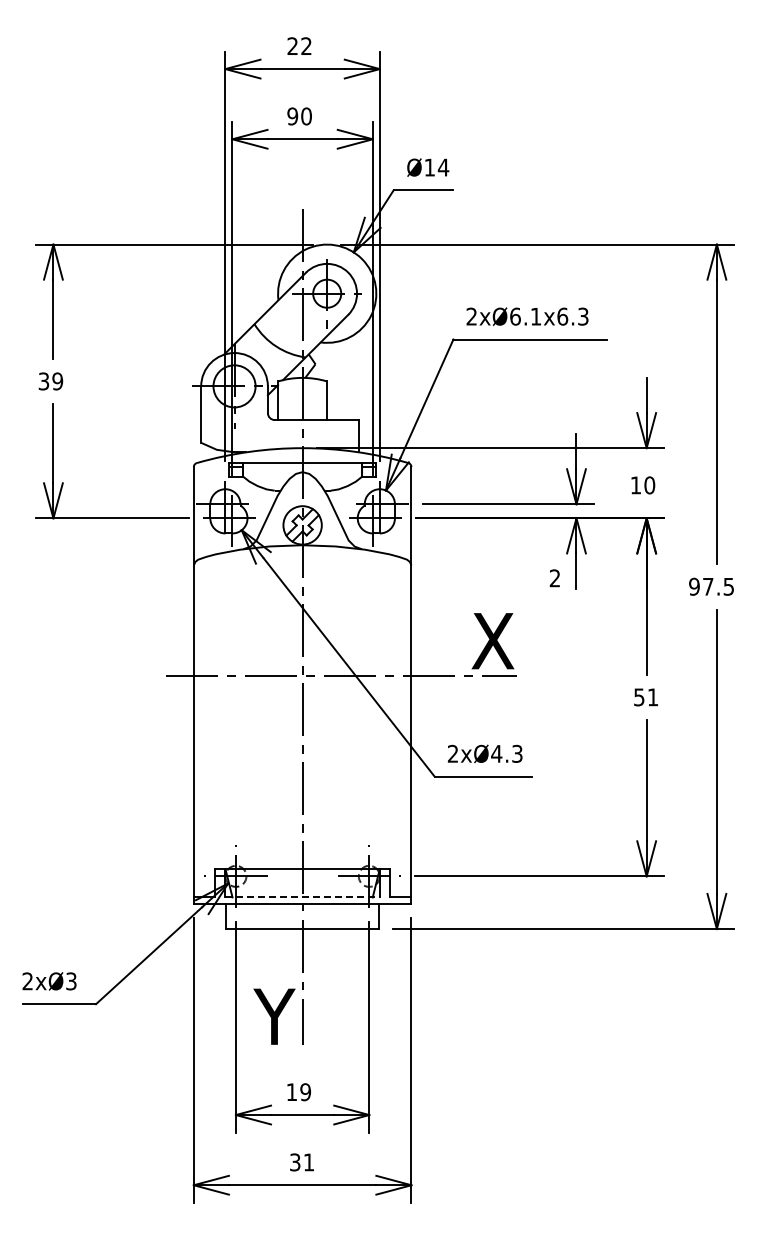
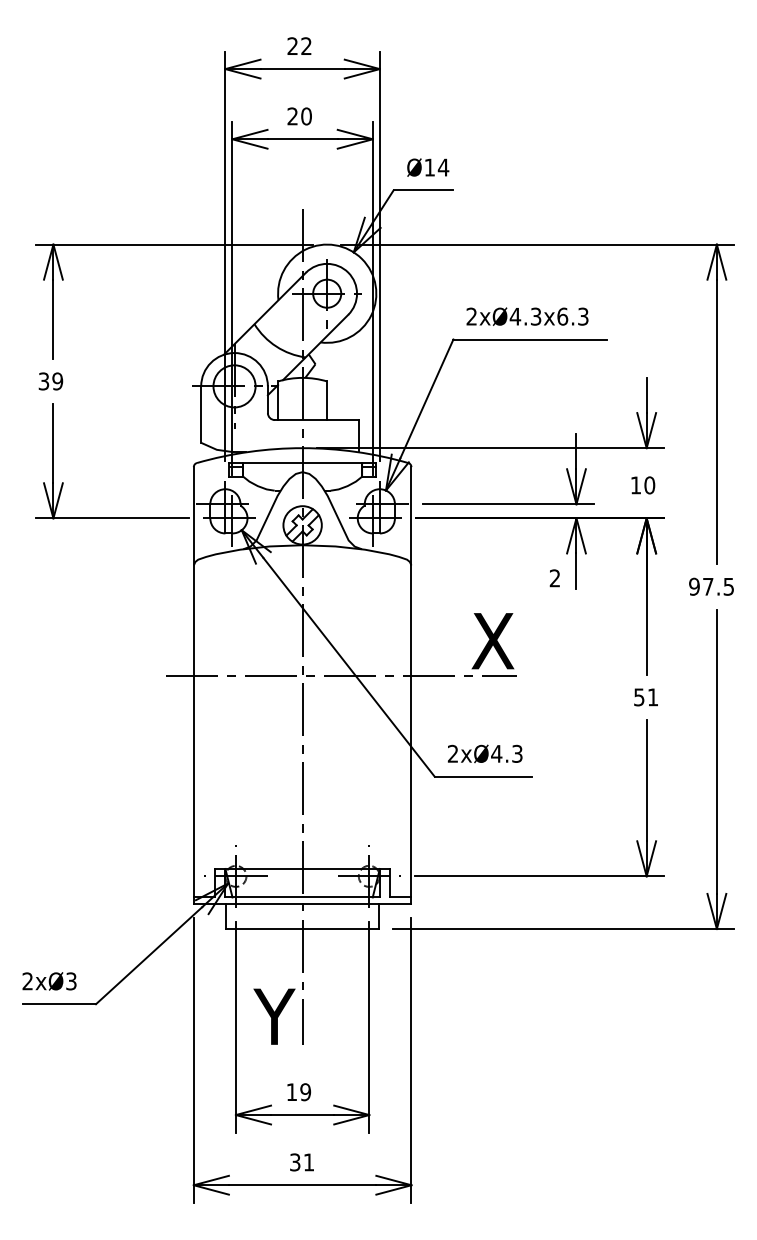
text: 90 -> 20 (292, 116)
text: 2xØ6.1x6.3 -> 2xØ4.3x6.3 (525, 316)
line: dashed -> solid (303, 897)
